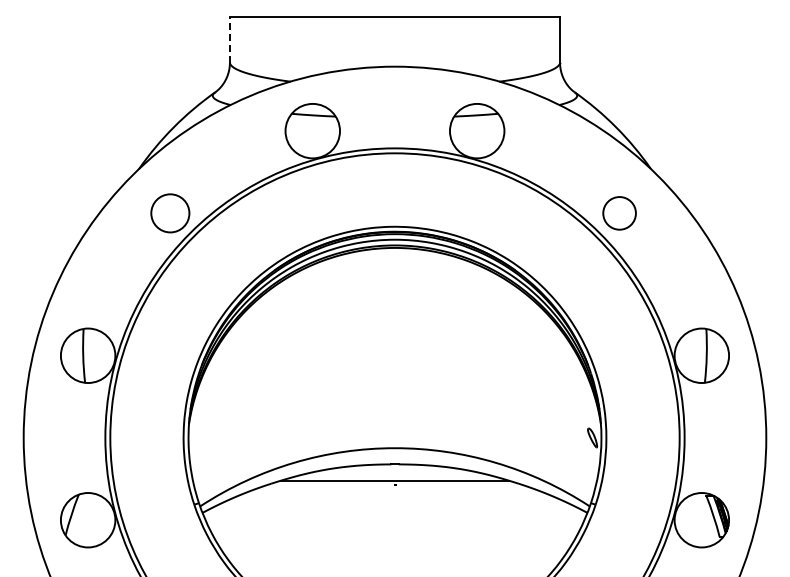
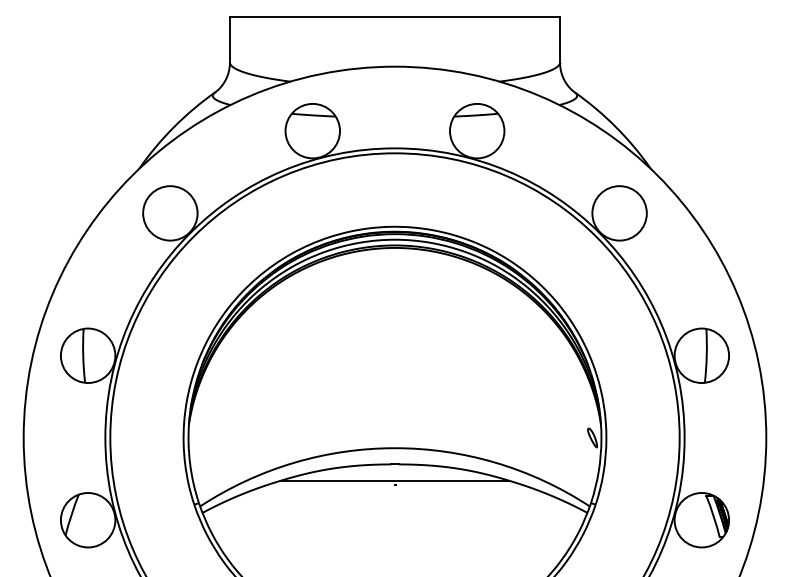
line: dashed -> solid (229, 39)
circle diameter: 38 px -> 54 px (170, 213)
circle diameter: 33 px -> 54 px (619, 213)
